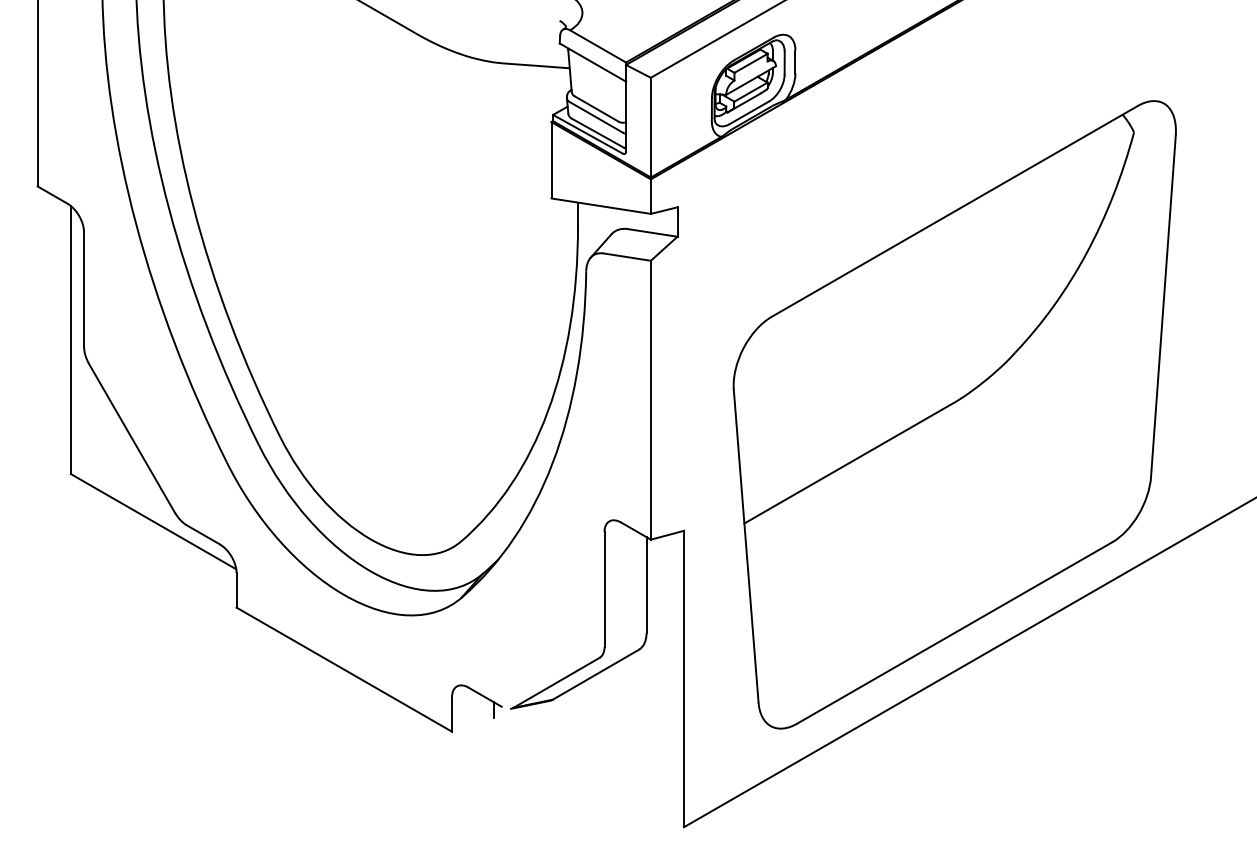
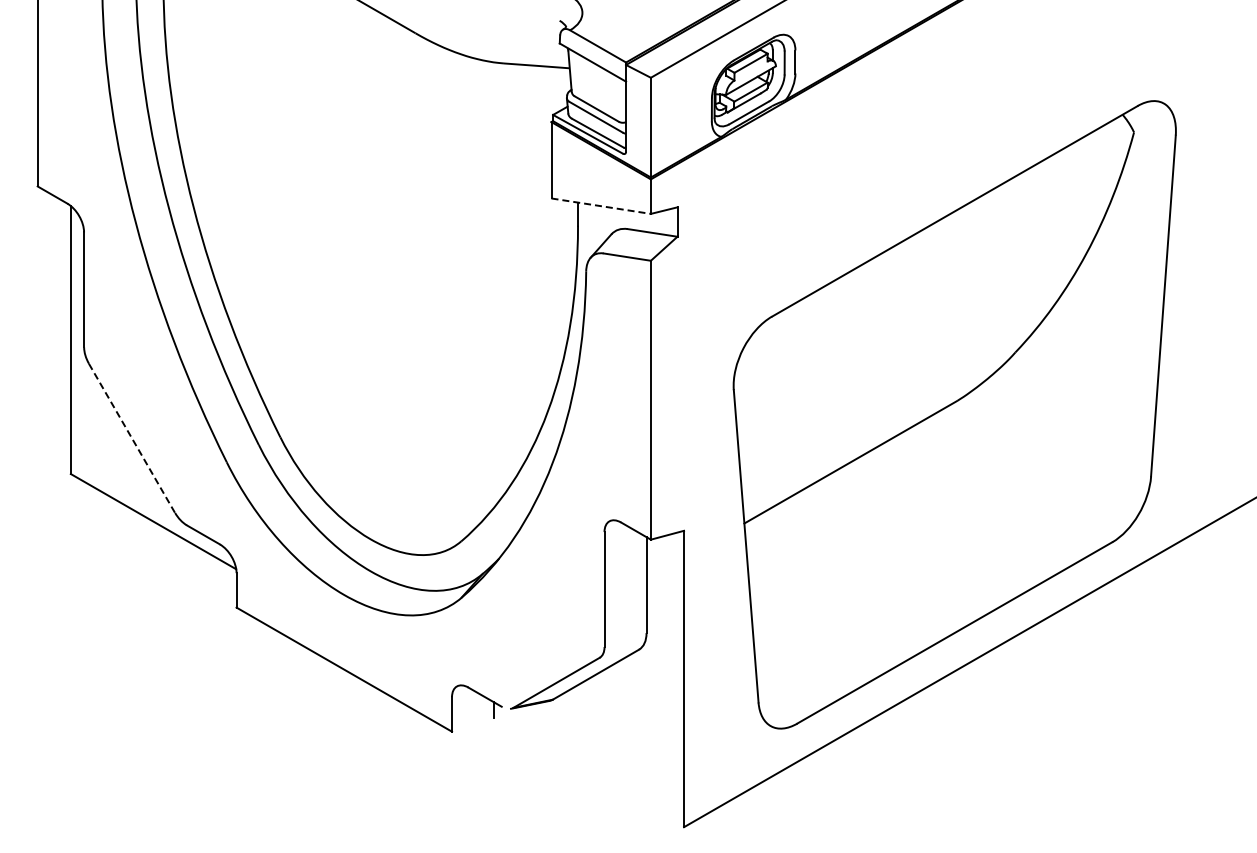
line: solid -> dashed (601, 206)
line: solid -> dashed (132, 438)
